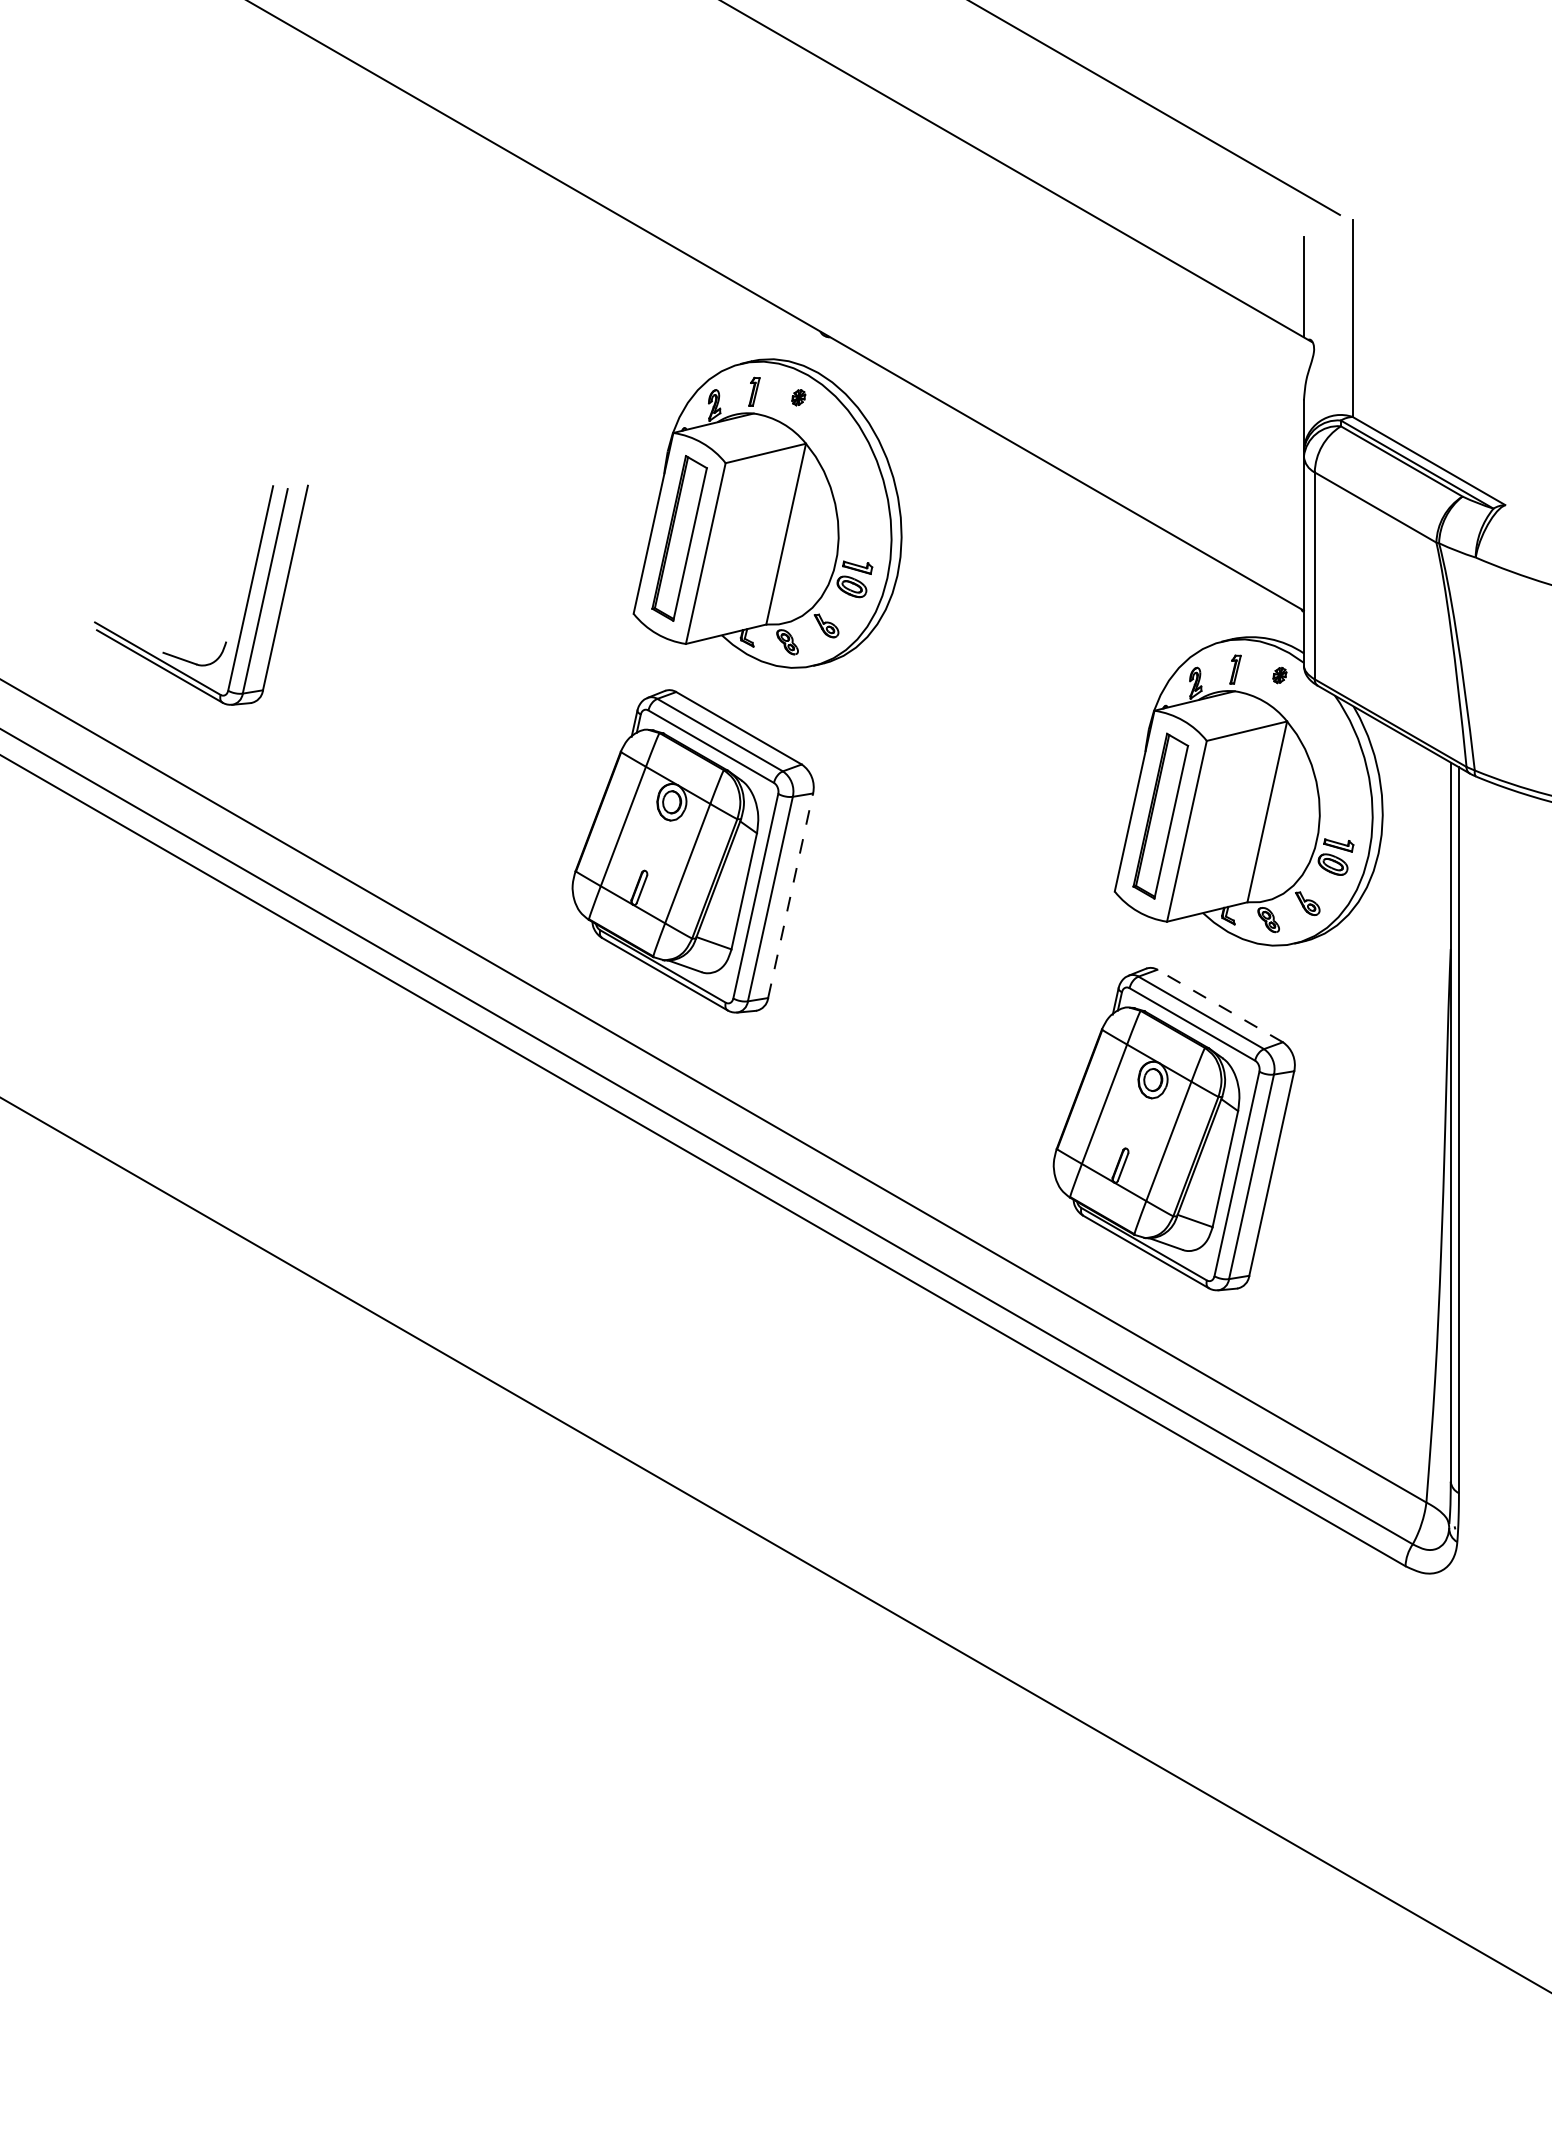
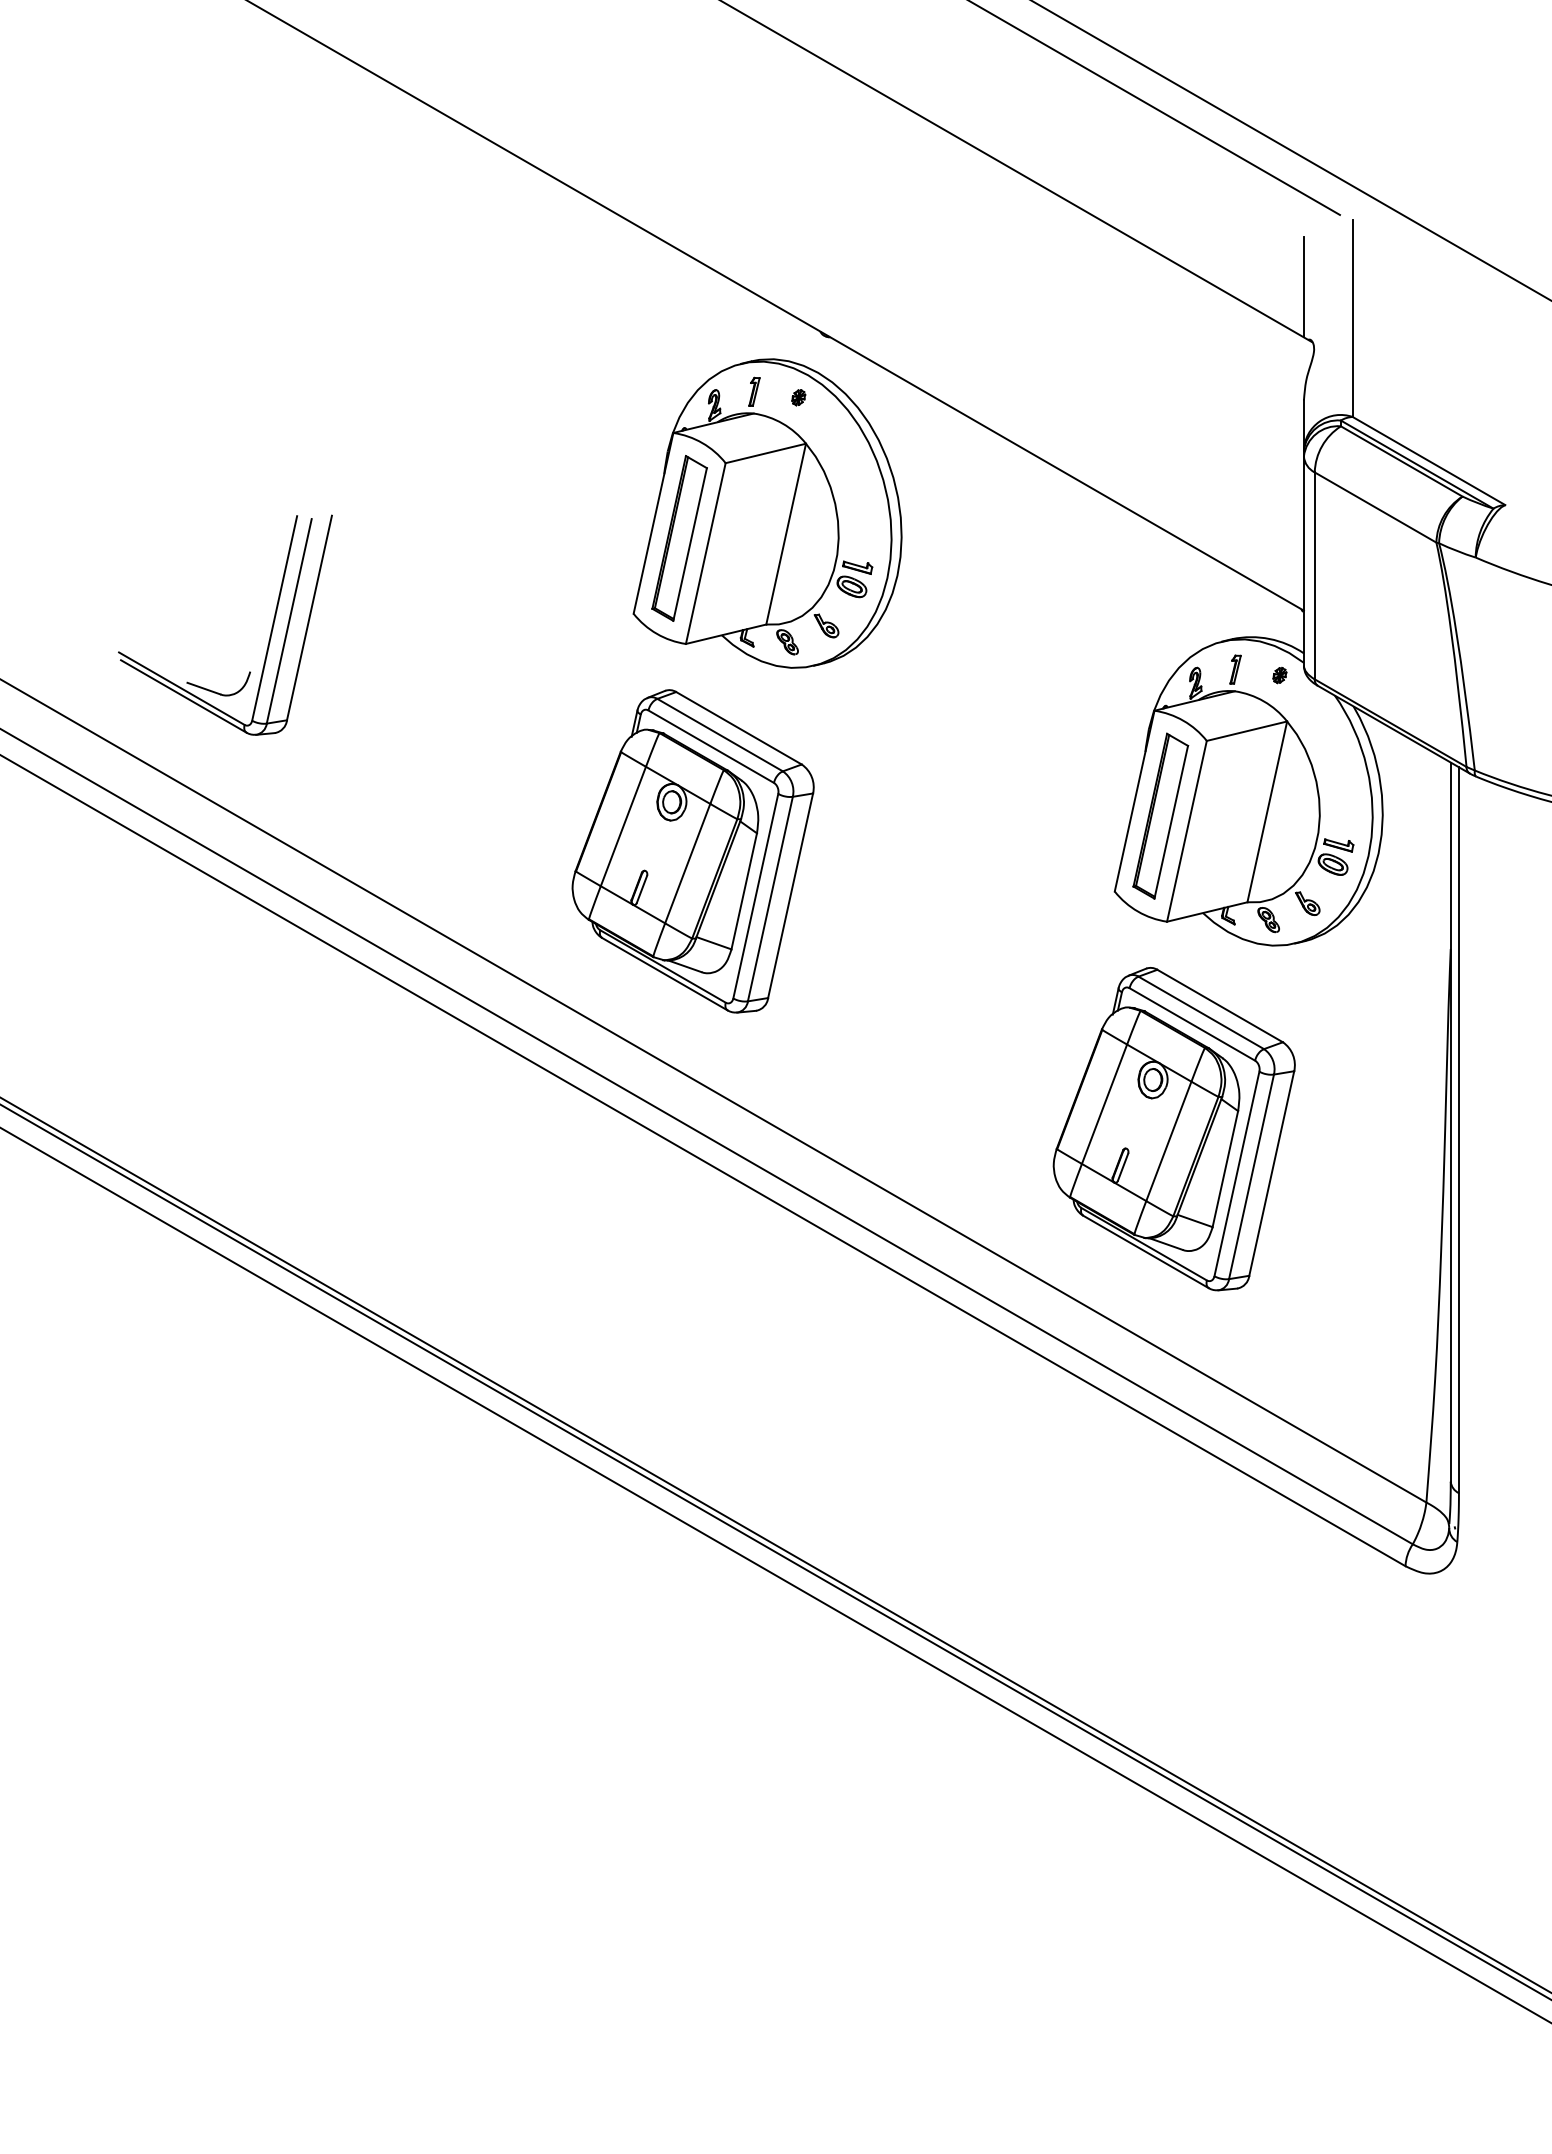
line: none -> present (1291, 150)
part position: (246, 601) -> (270, 631) (270, 631)
line: dashed -> solid (790, 895)
line: dashed -> solid (1219, 1005)
line: none -> present (775, 1551)
line: none -> present (775, 1574)
